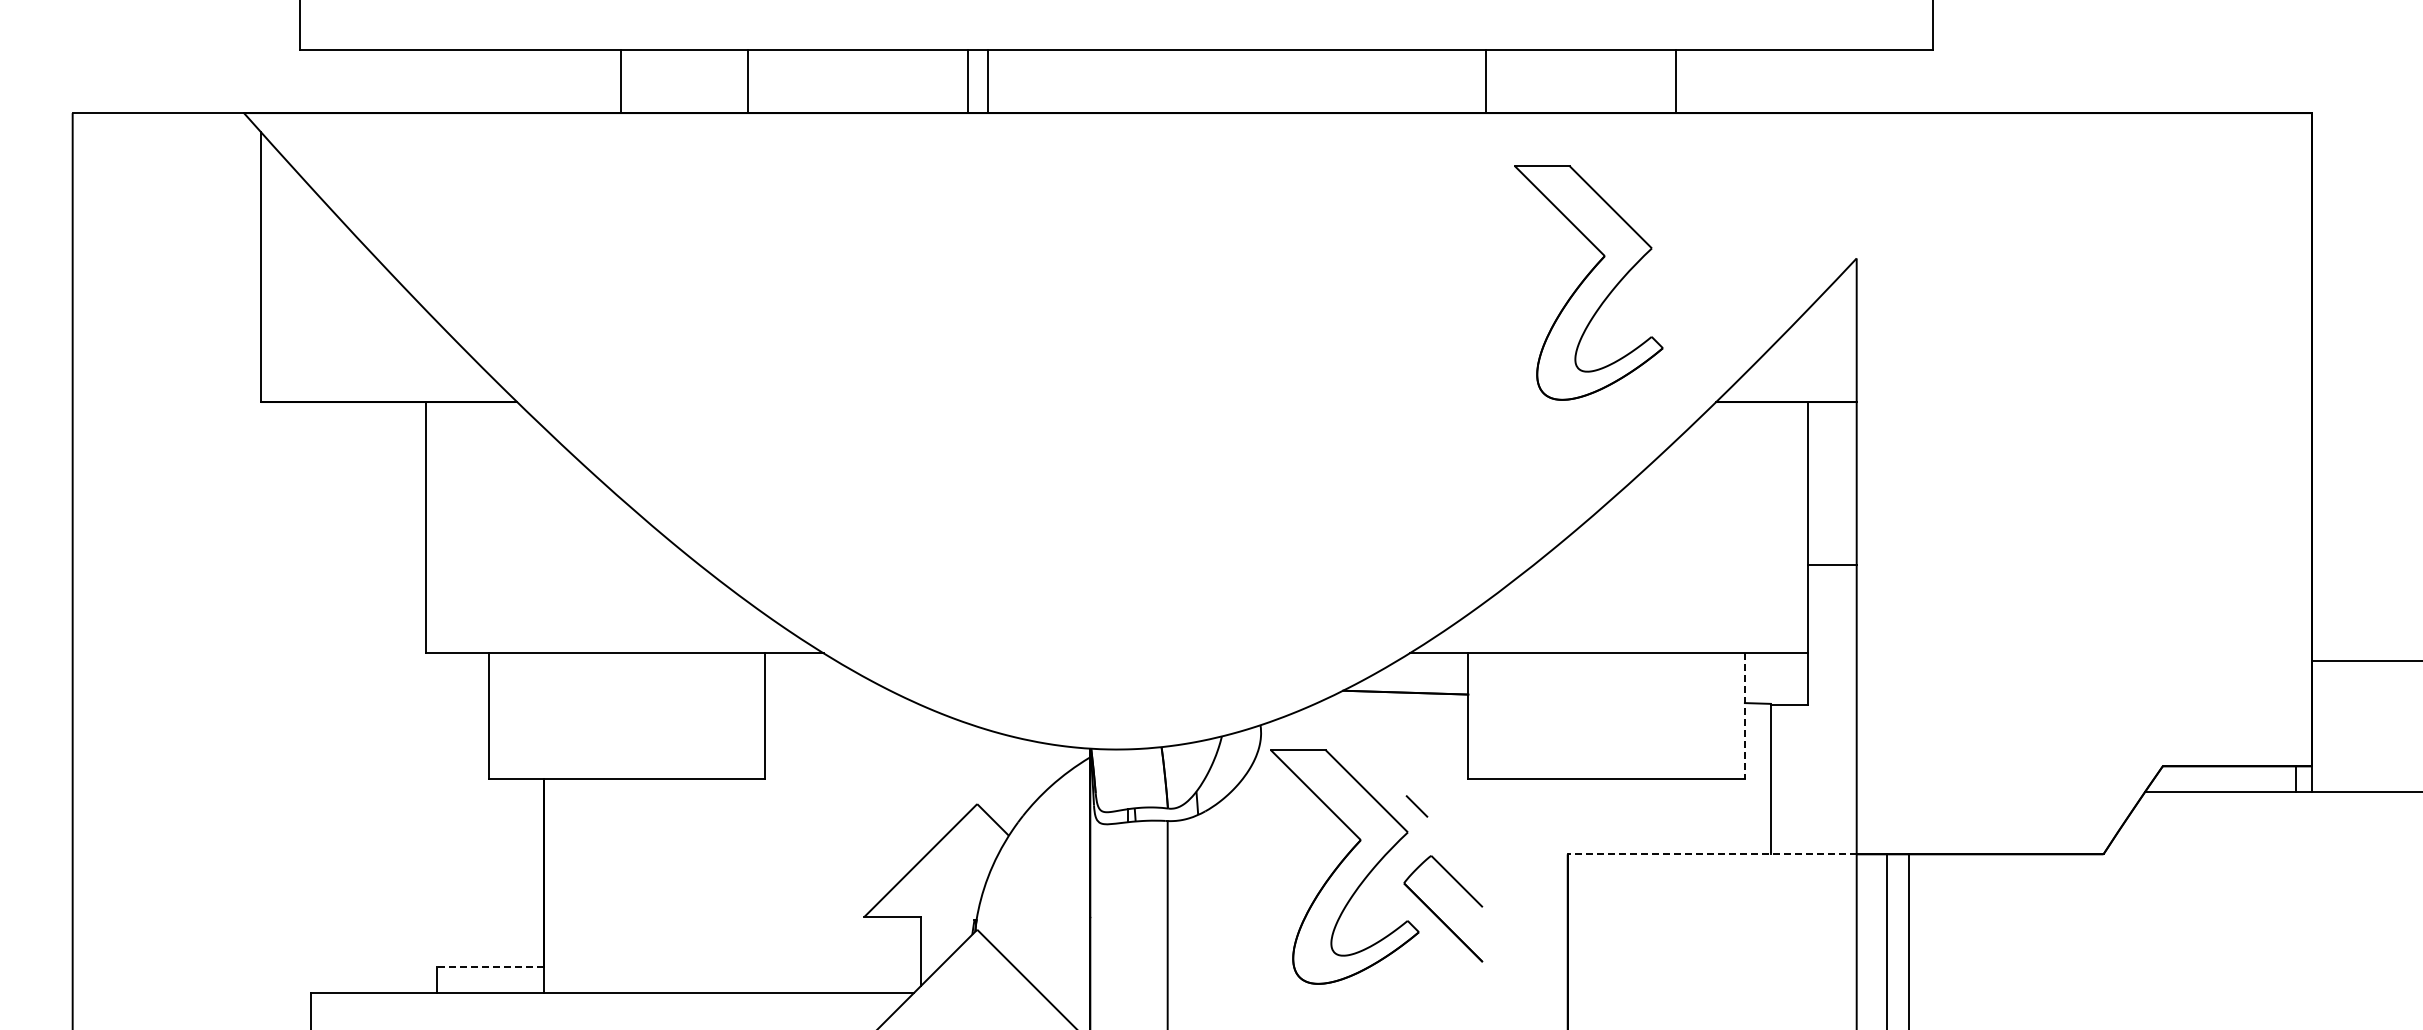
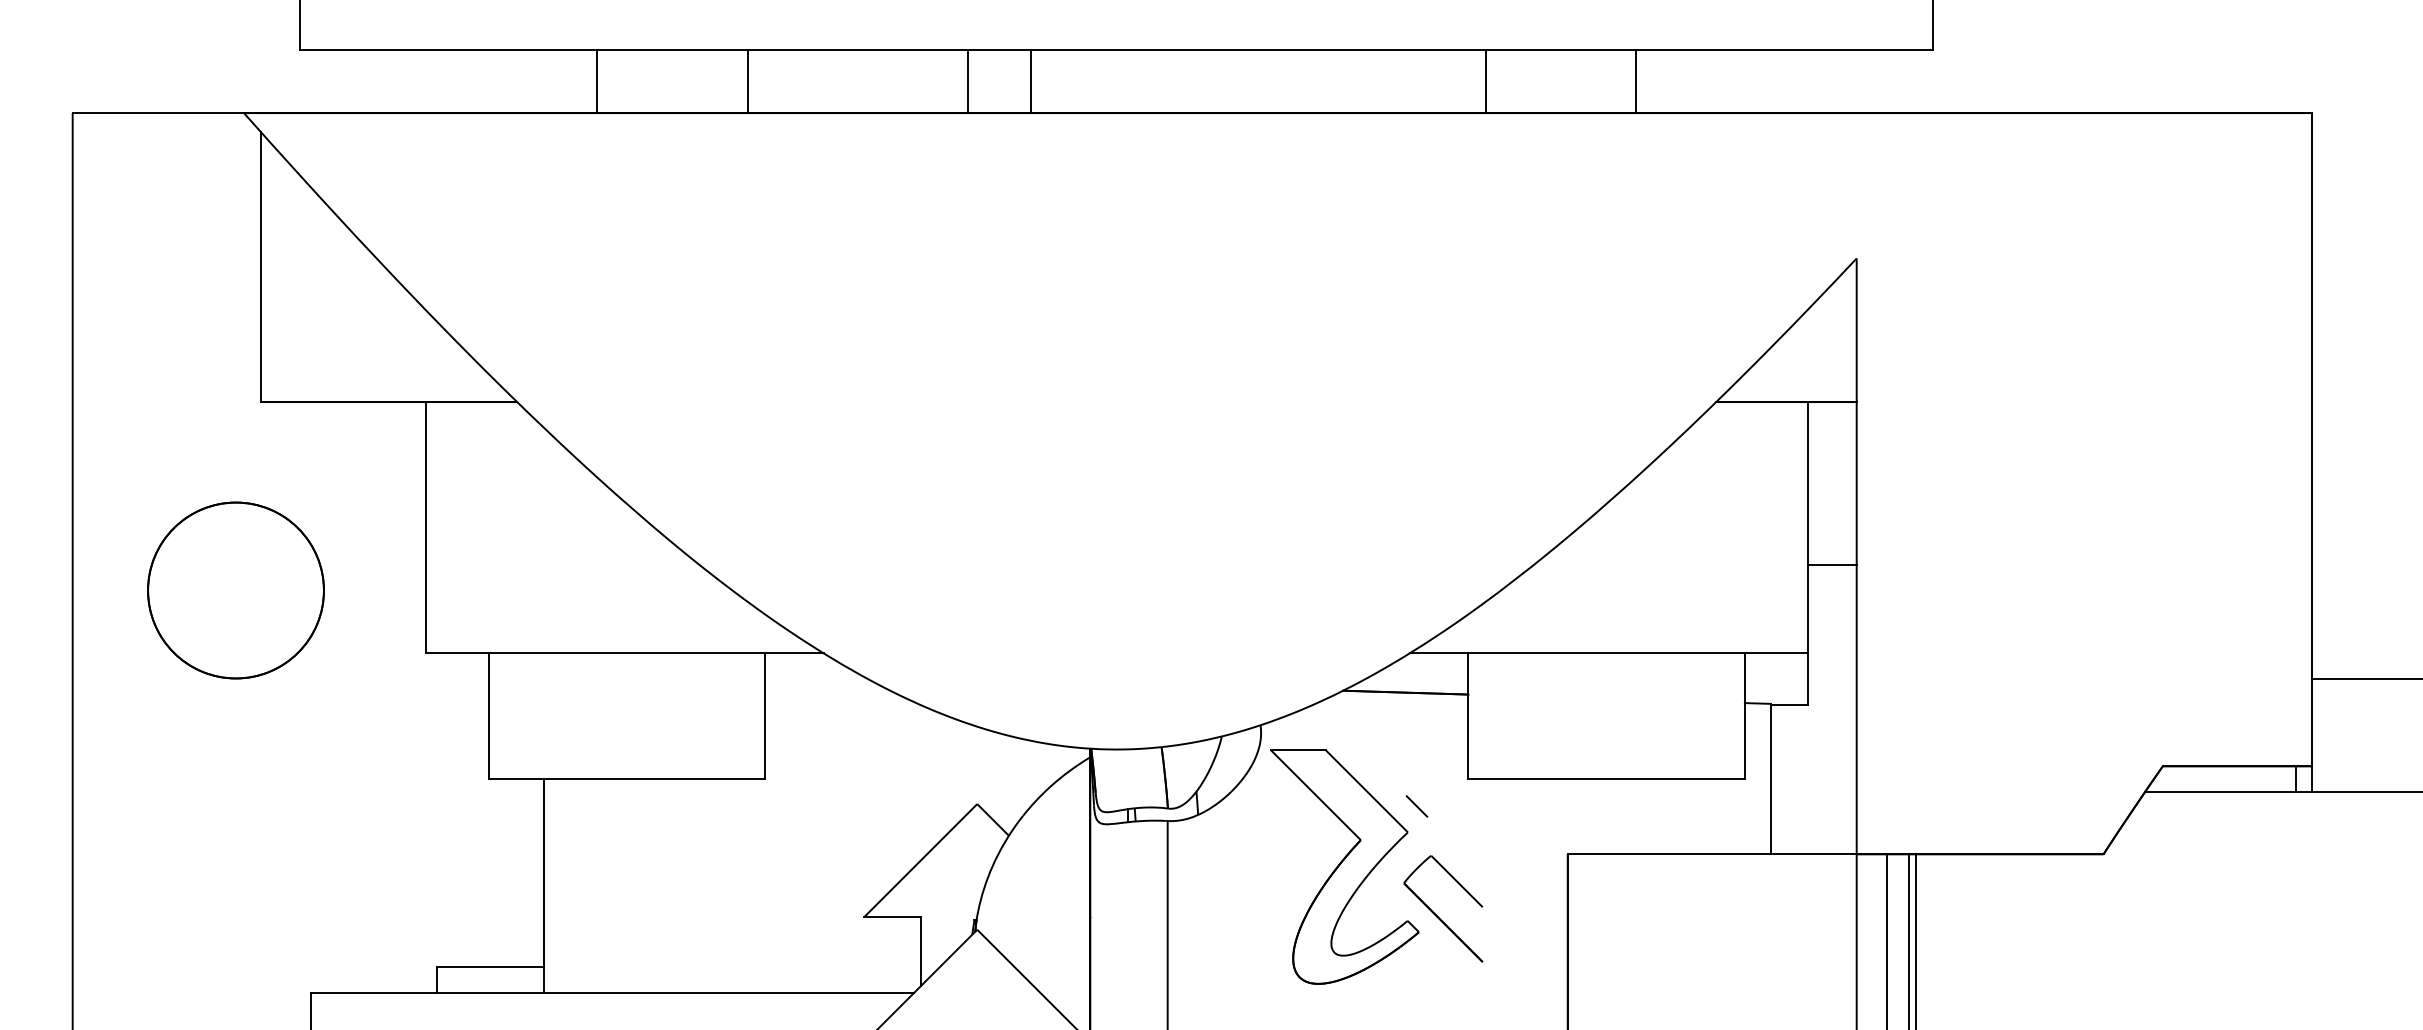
line position: (621, 81) -> (597, 81) (597, 81)
line position: (988, 81) -> (1031, 81) (1031, 81)
line position: (1676, 81) -> (1636, 81) (1636, 81)
part: present -> none (1588, 282)
part: none -> present (235, 590)
line position: (2365, 661) -> (2365, 679) (2365, 679)
line: dashed -> solid (1744, 716)
line: dashed -> solid (1711, 854)
line: none -> present (1915, 940)
line: dashed -> solid (489, 967)
